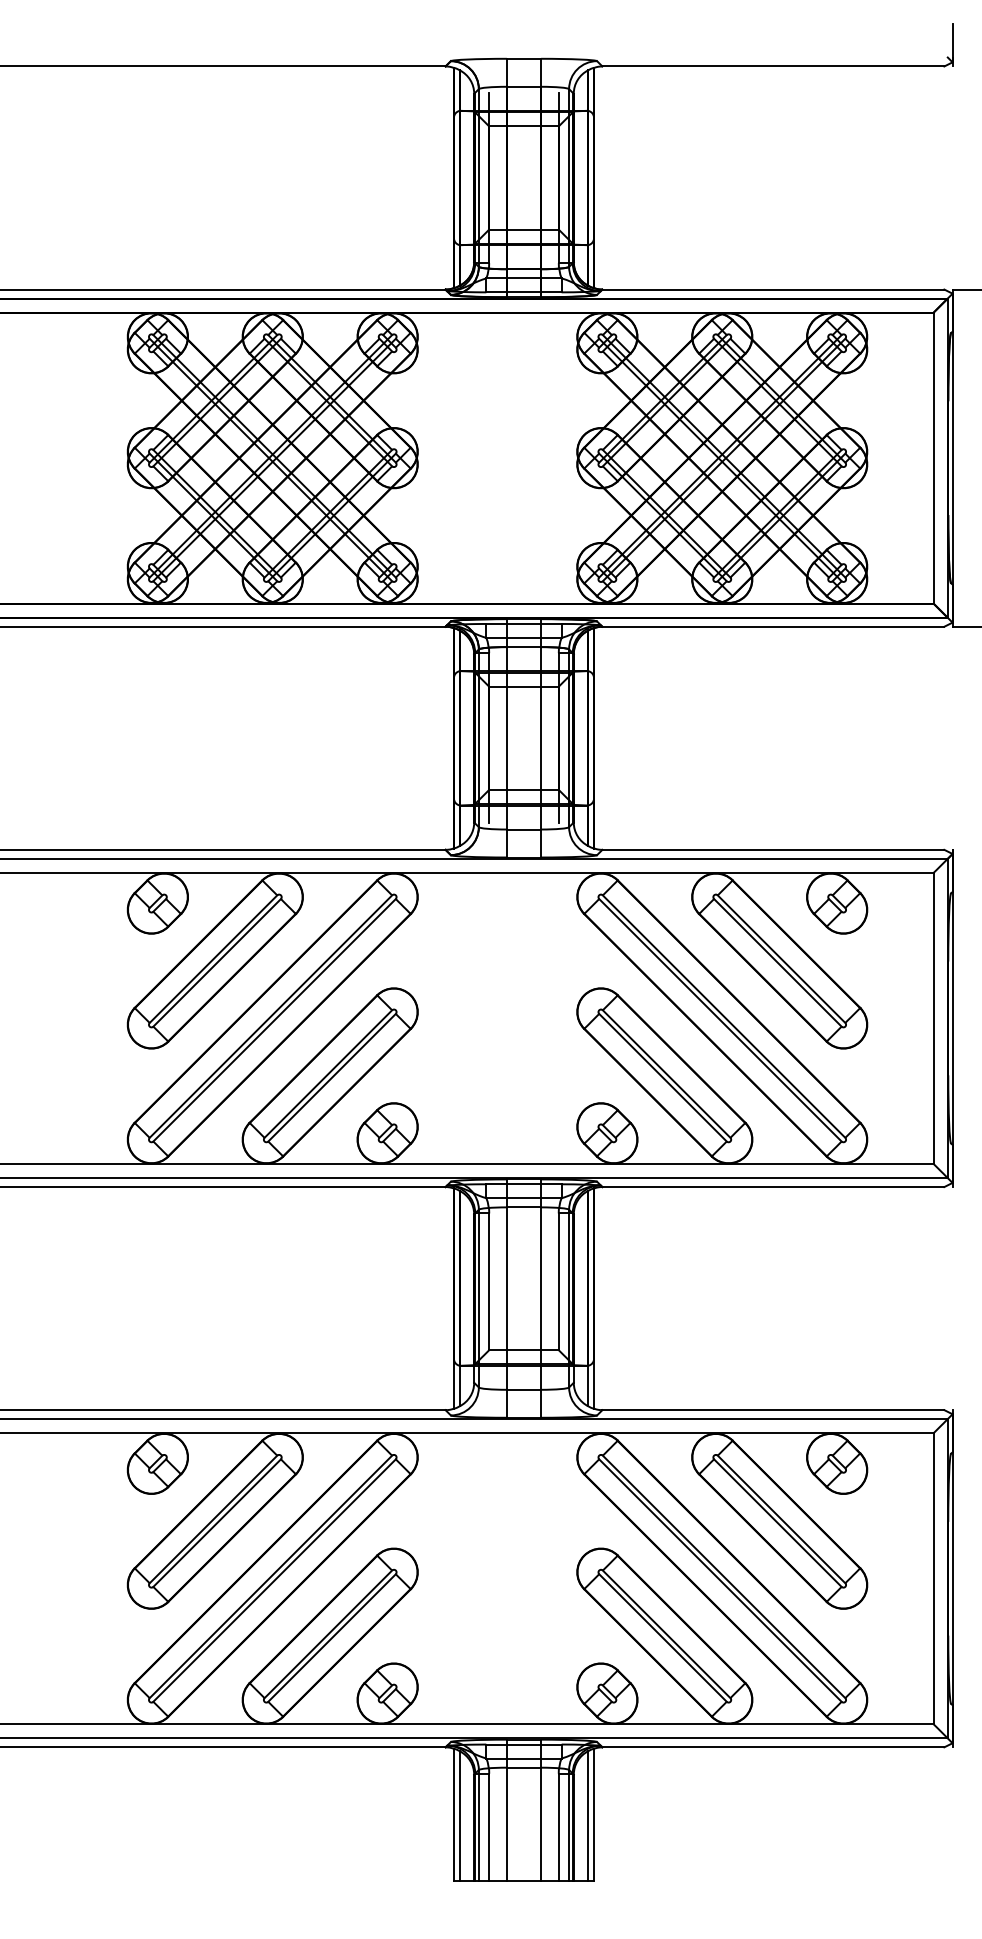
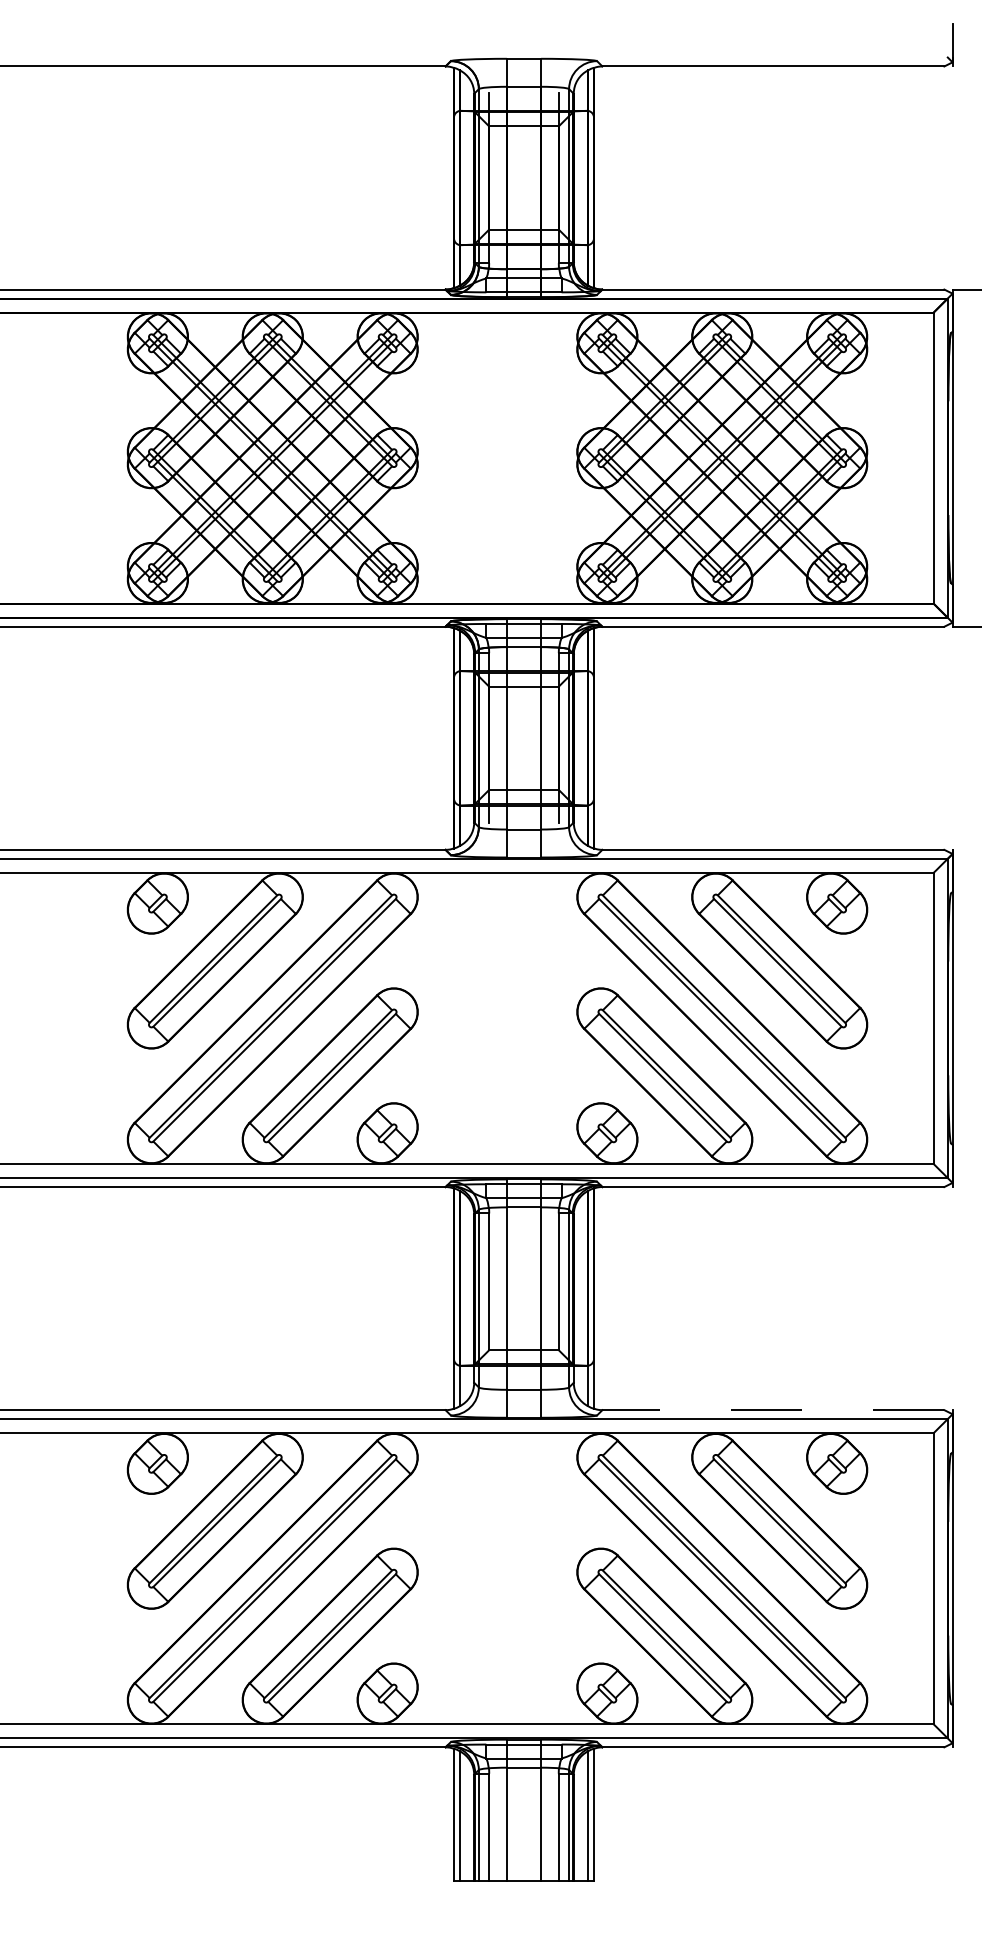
line: solid -> dashed (773, 1410)
